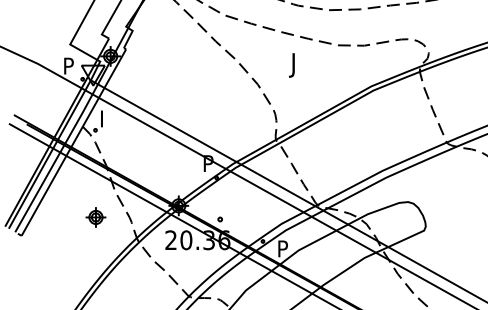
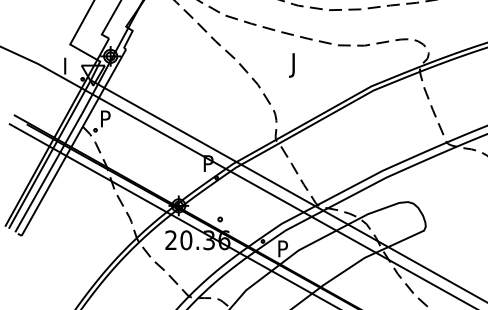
text: P -> I (69, 62)
text: I -> P (106, 115)
part: present -> none (95, 217)
